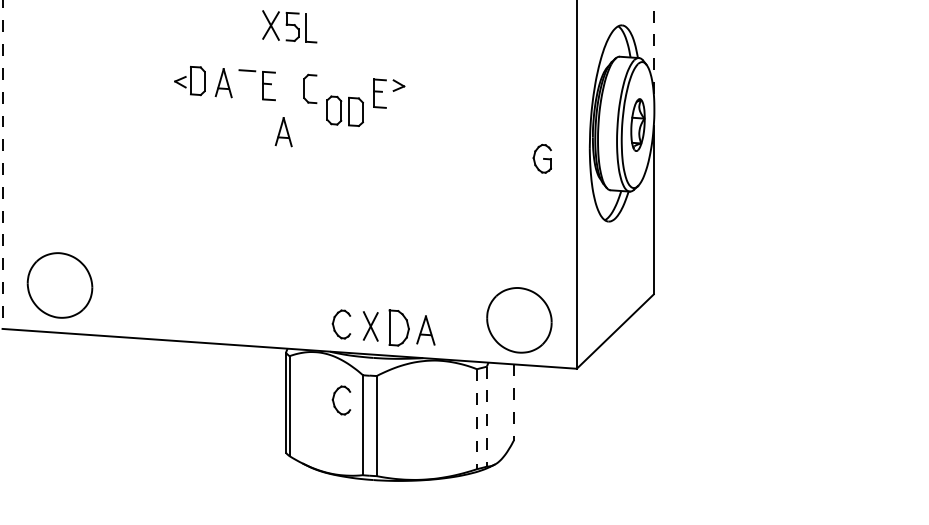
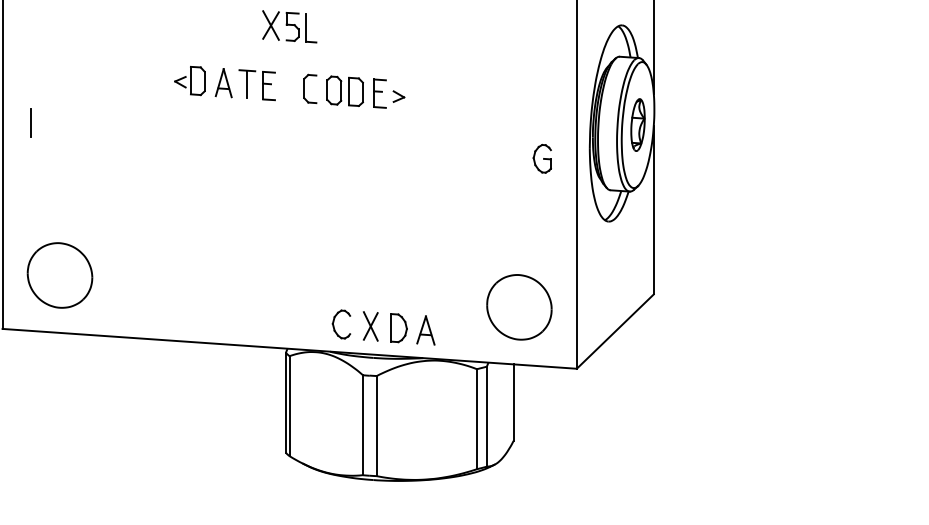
line: dashed -> solid (653, 46)
line: none -> present (247, 84)
part position: (398, 85) -> (398, 96) (398, 96)
part position: (344, 110) -> (344, 90) (344, 90)
line: none -> present (30, 123)
part: present -> none (283, 132)
line: dashed -> solid (2, 165)
part position: (59, 285) -> (59, 275) (59, 275)
part position: (519, 320) -> (519, 307) (519, 307)
part size: 22x38 px -> 18x31 px (398, 328)
part: present -> none (334, 401)
line: dashed -> solid (513, 403)
line: dashed -> solid (486, 416)
line: dashed -> solid (476, 419)
